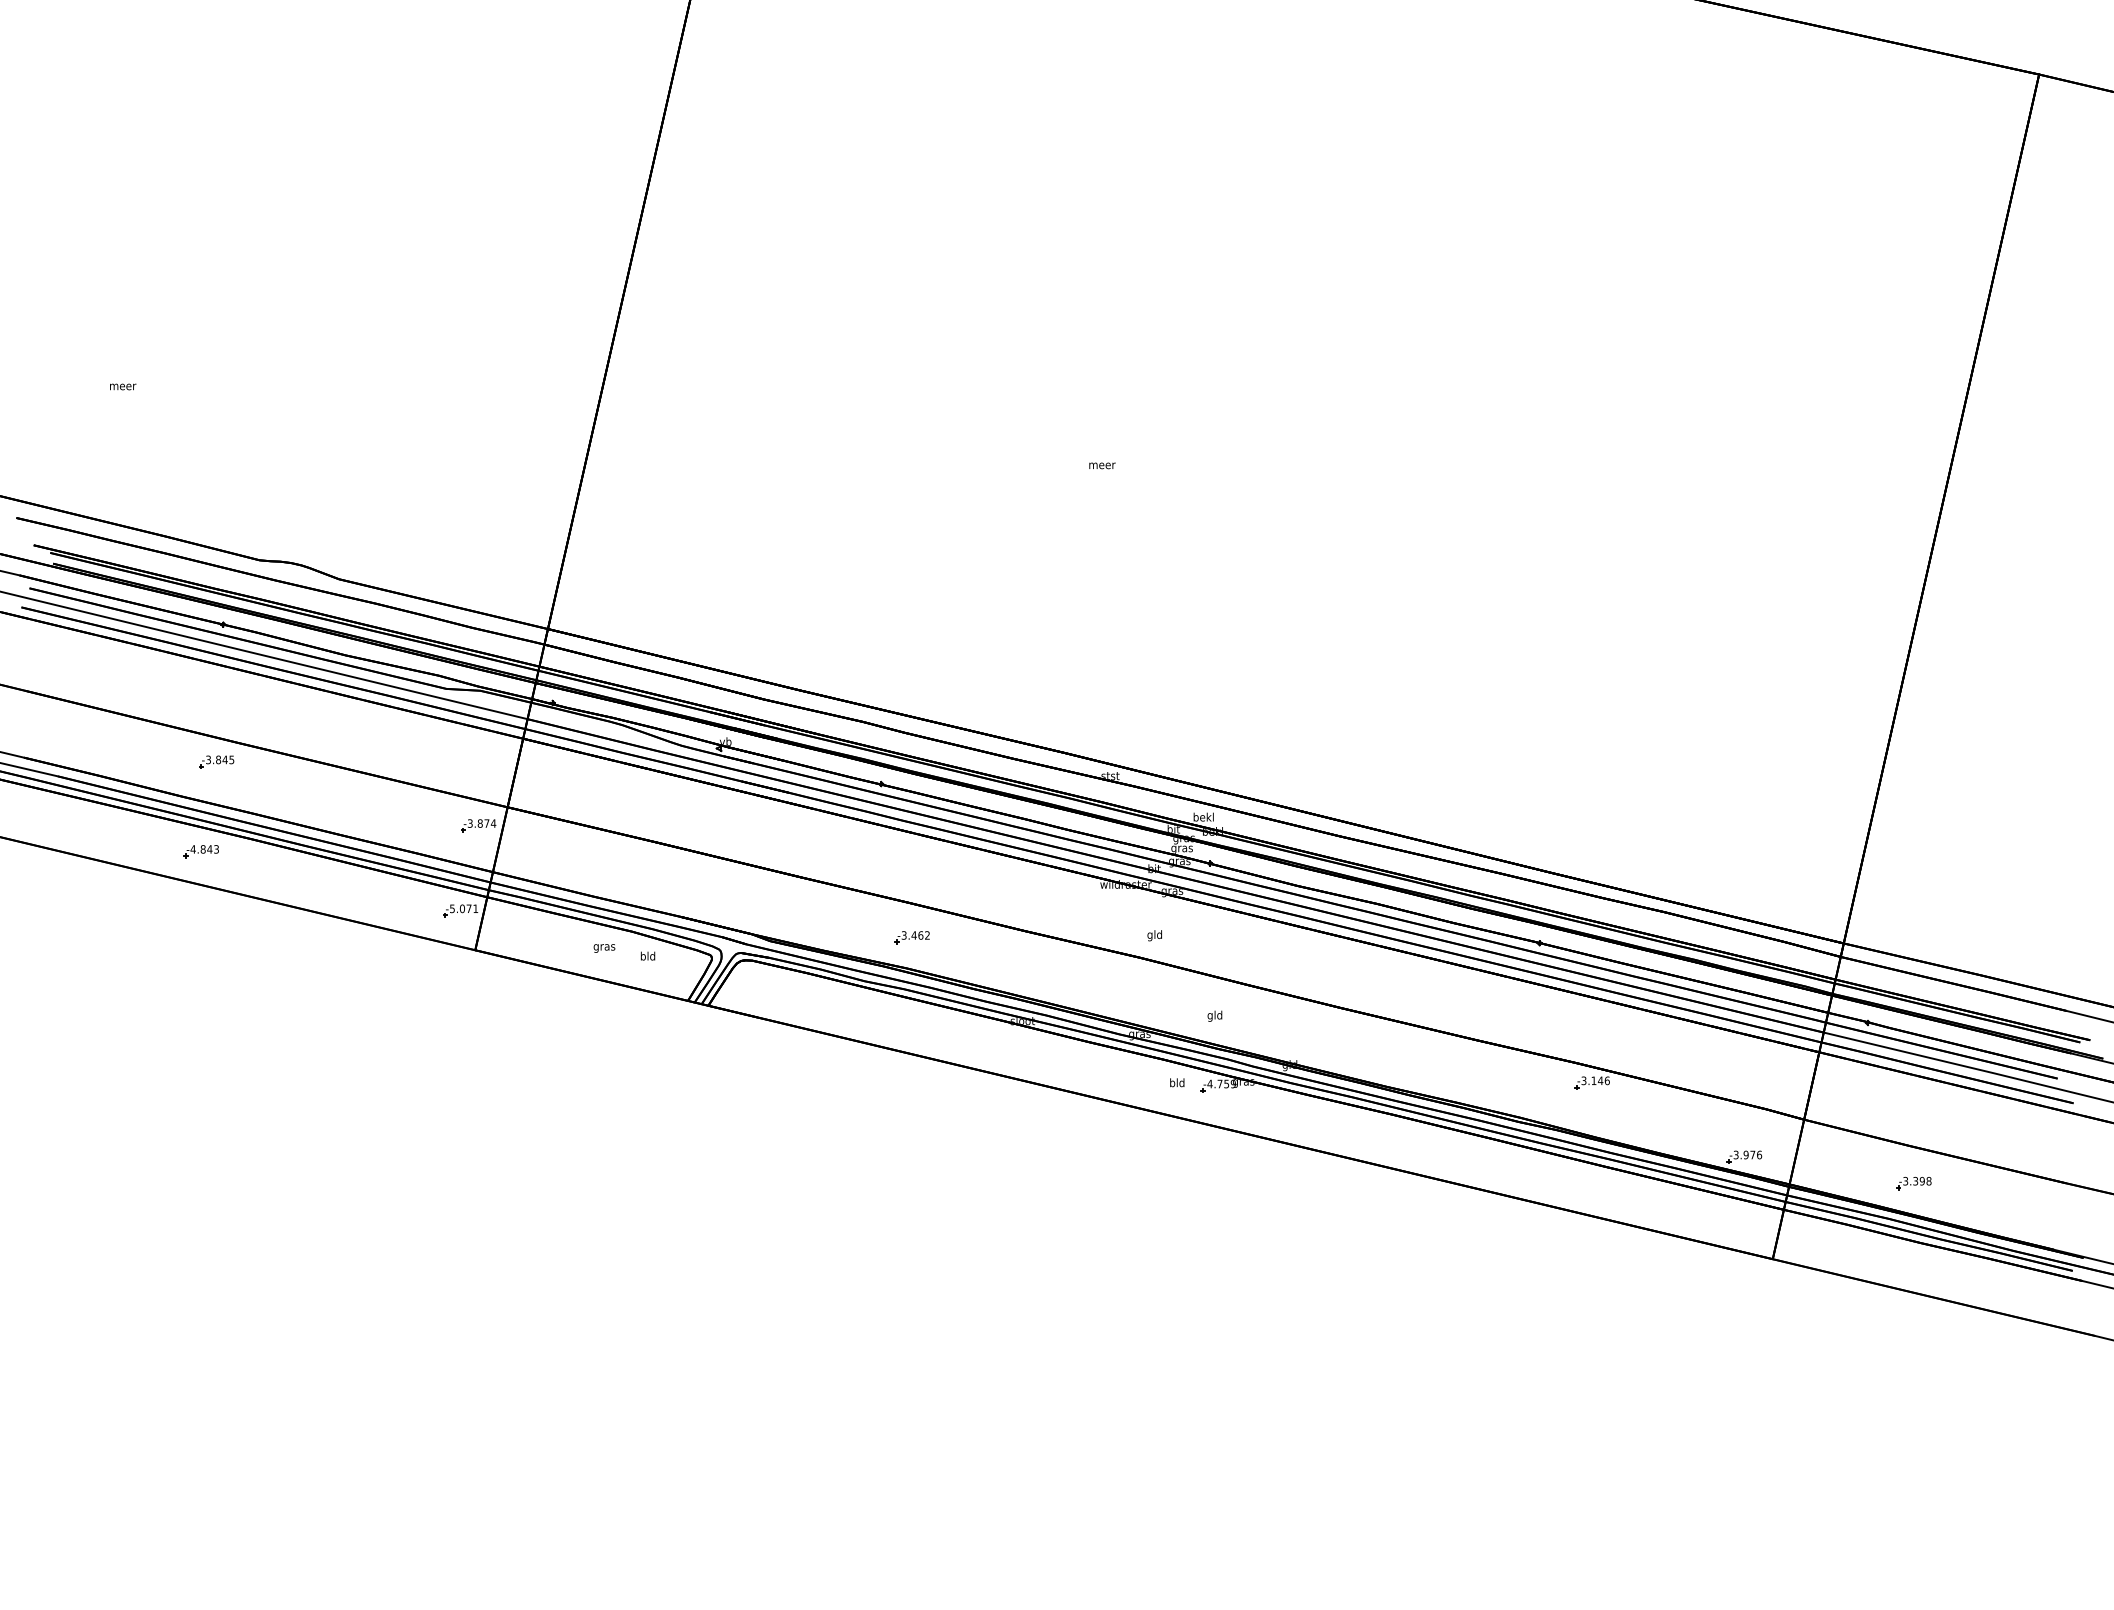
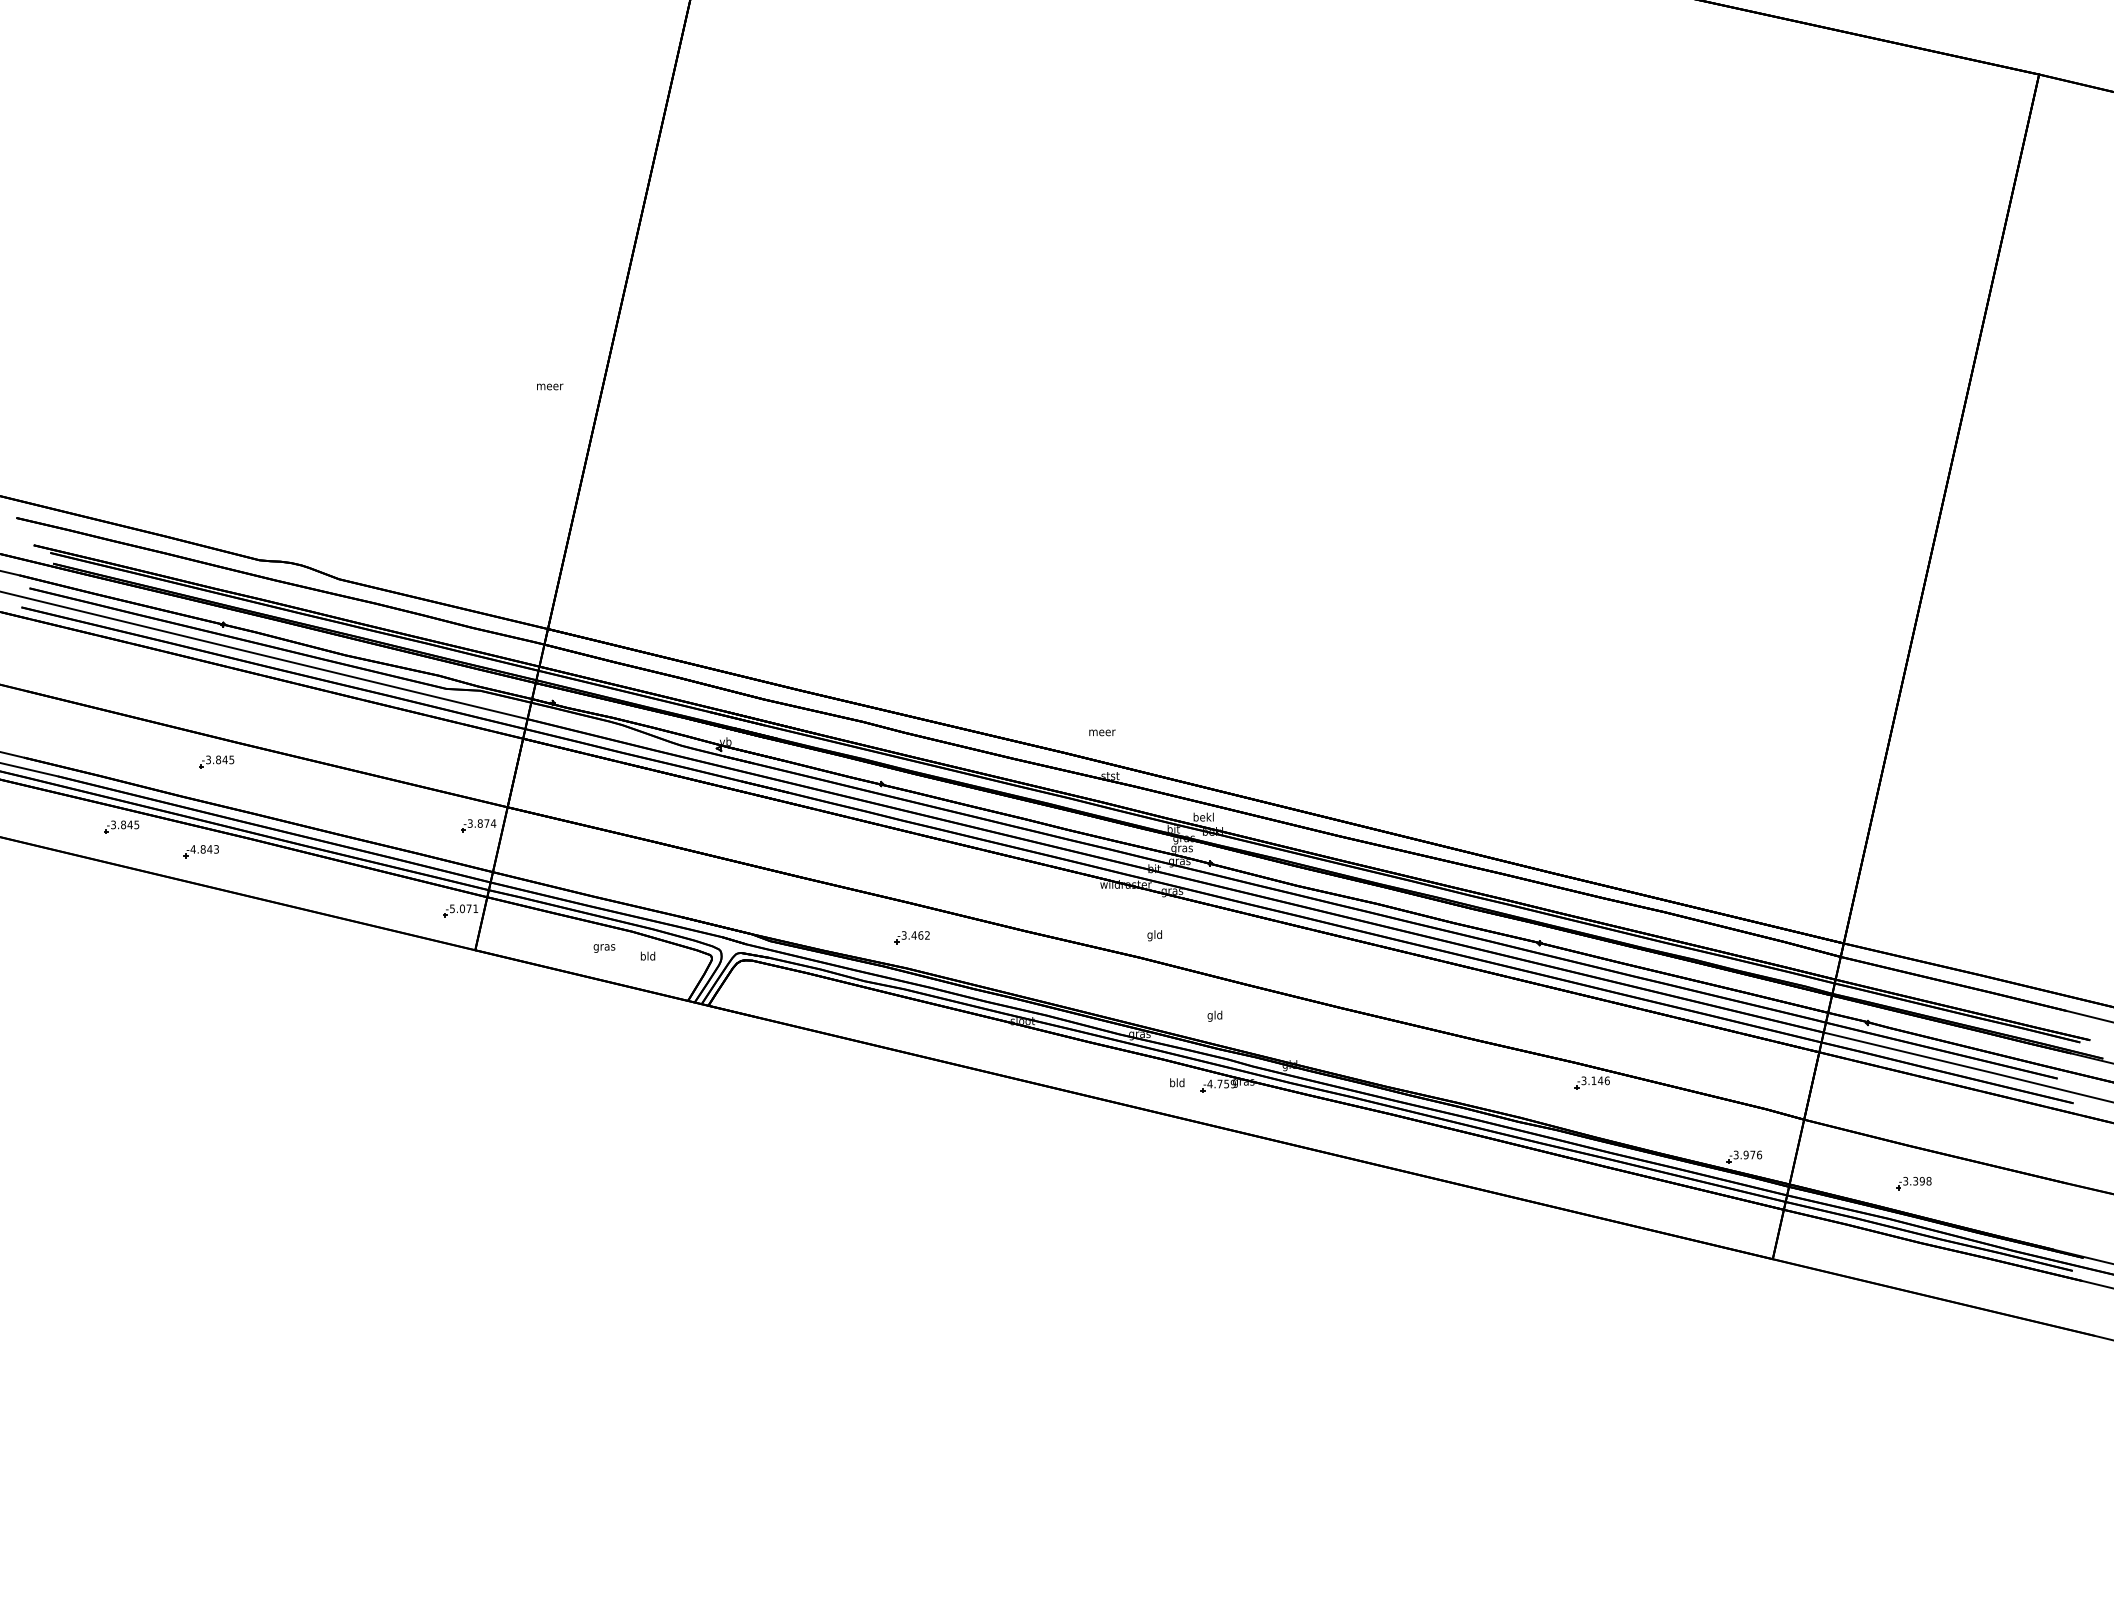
text position: (123, 386) -> (550, 386) (550, 386)
text position: (1102, 465) -> (1102, 732) (1102, 732)
part: none -> present (121, 826)
